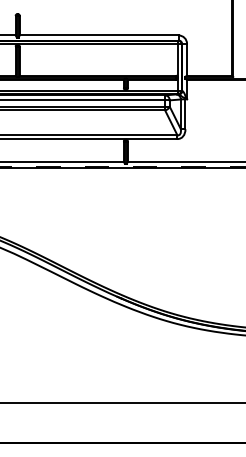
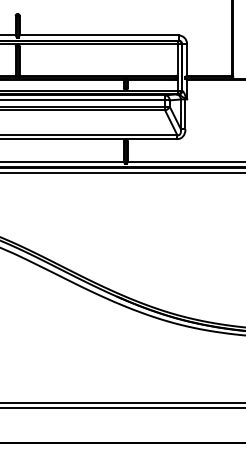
line: dashed -> solid (123, 166)
line: none -> present (122, 172)
line: none -> present (122, 407)
